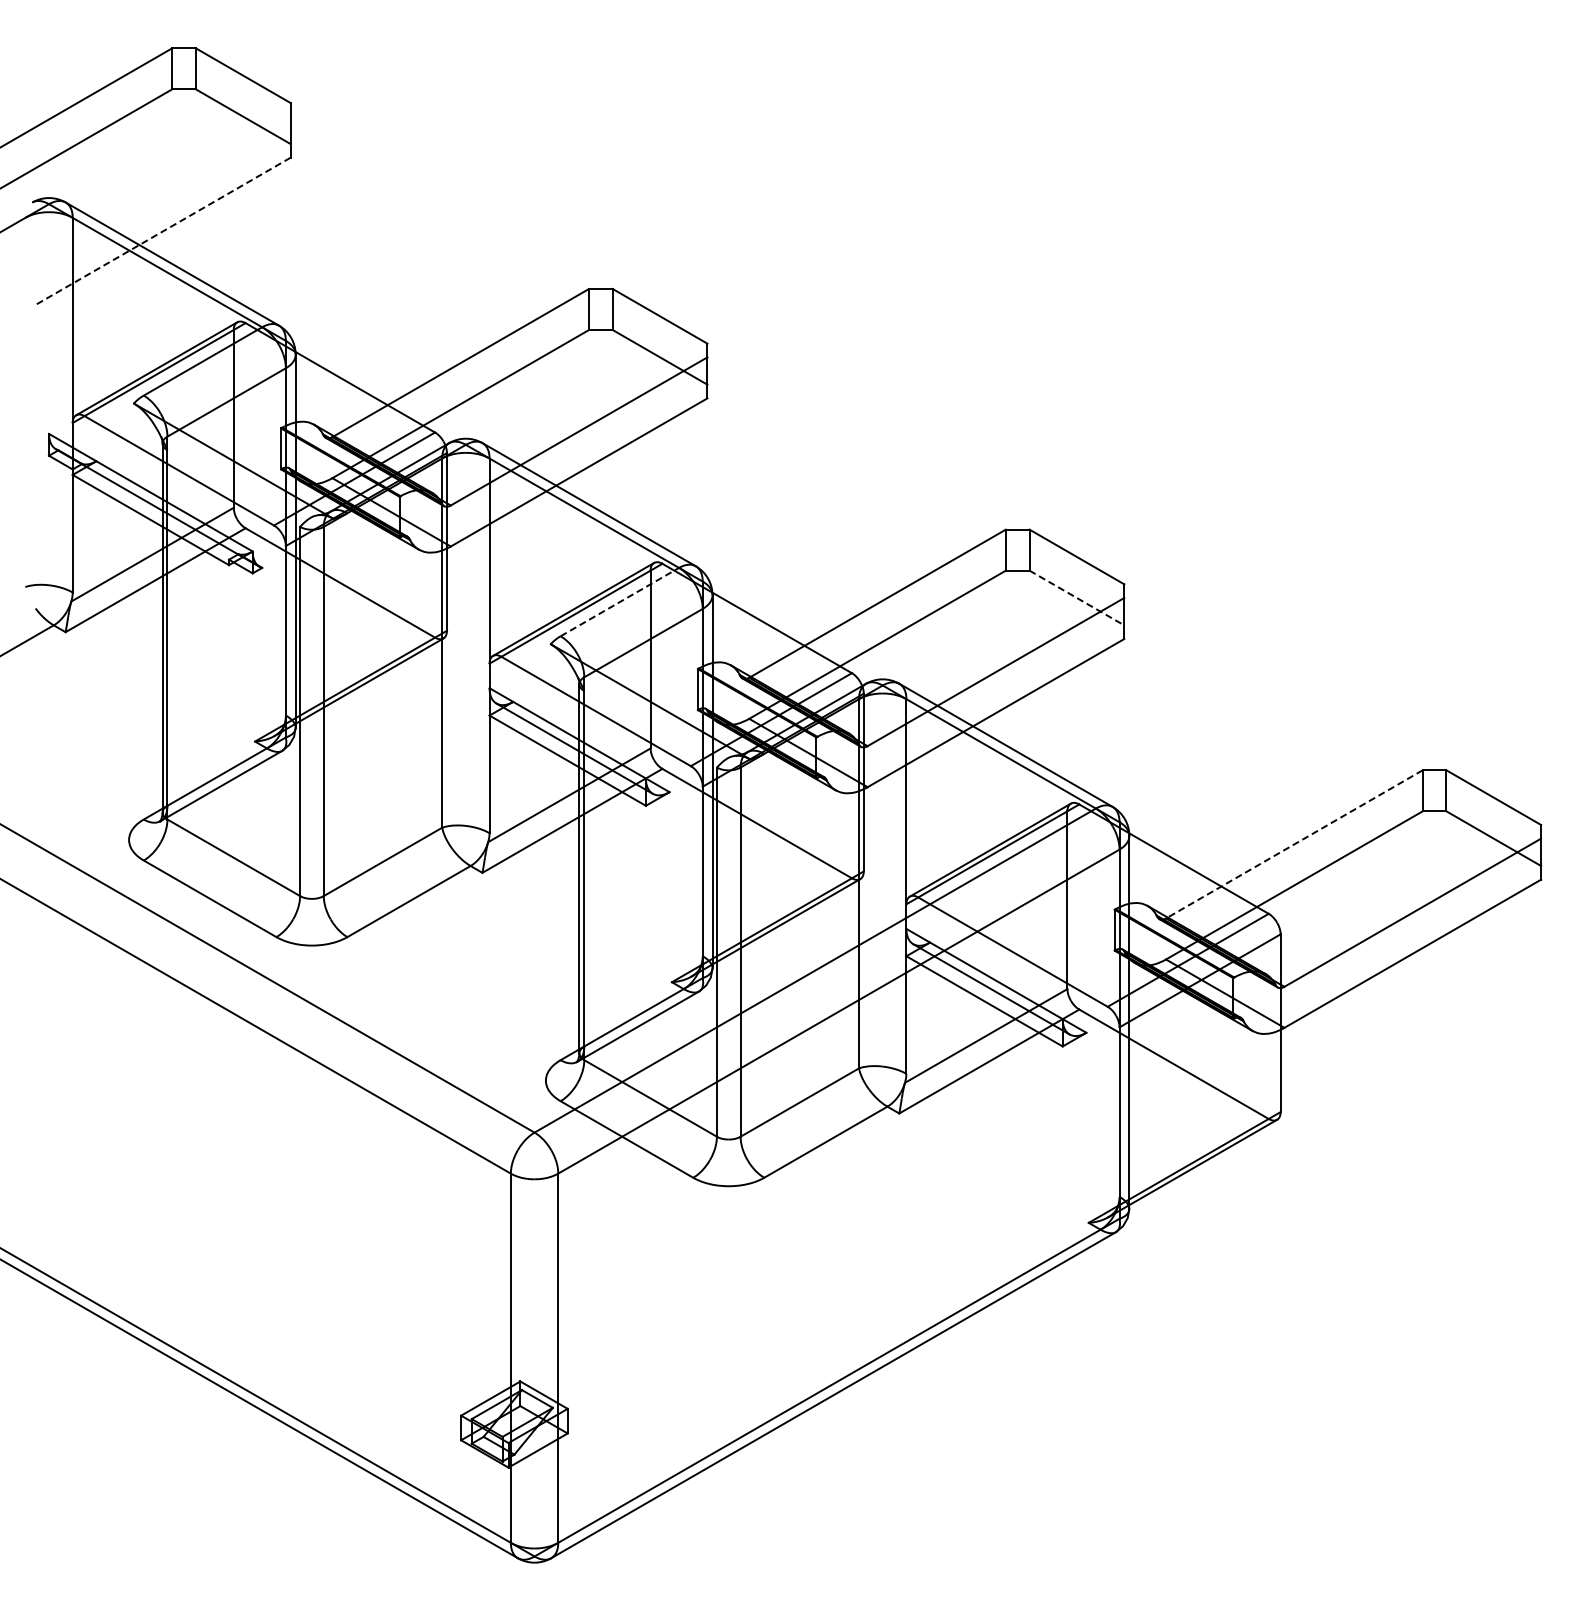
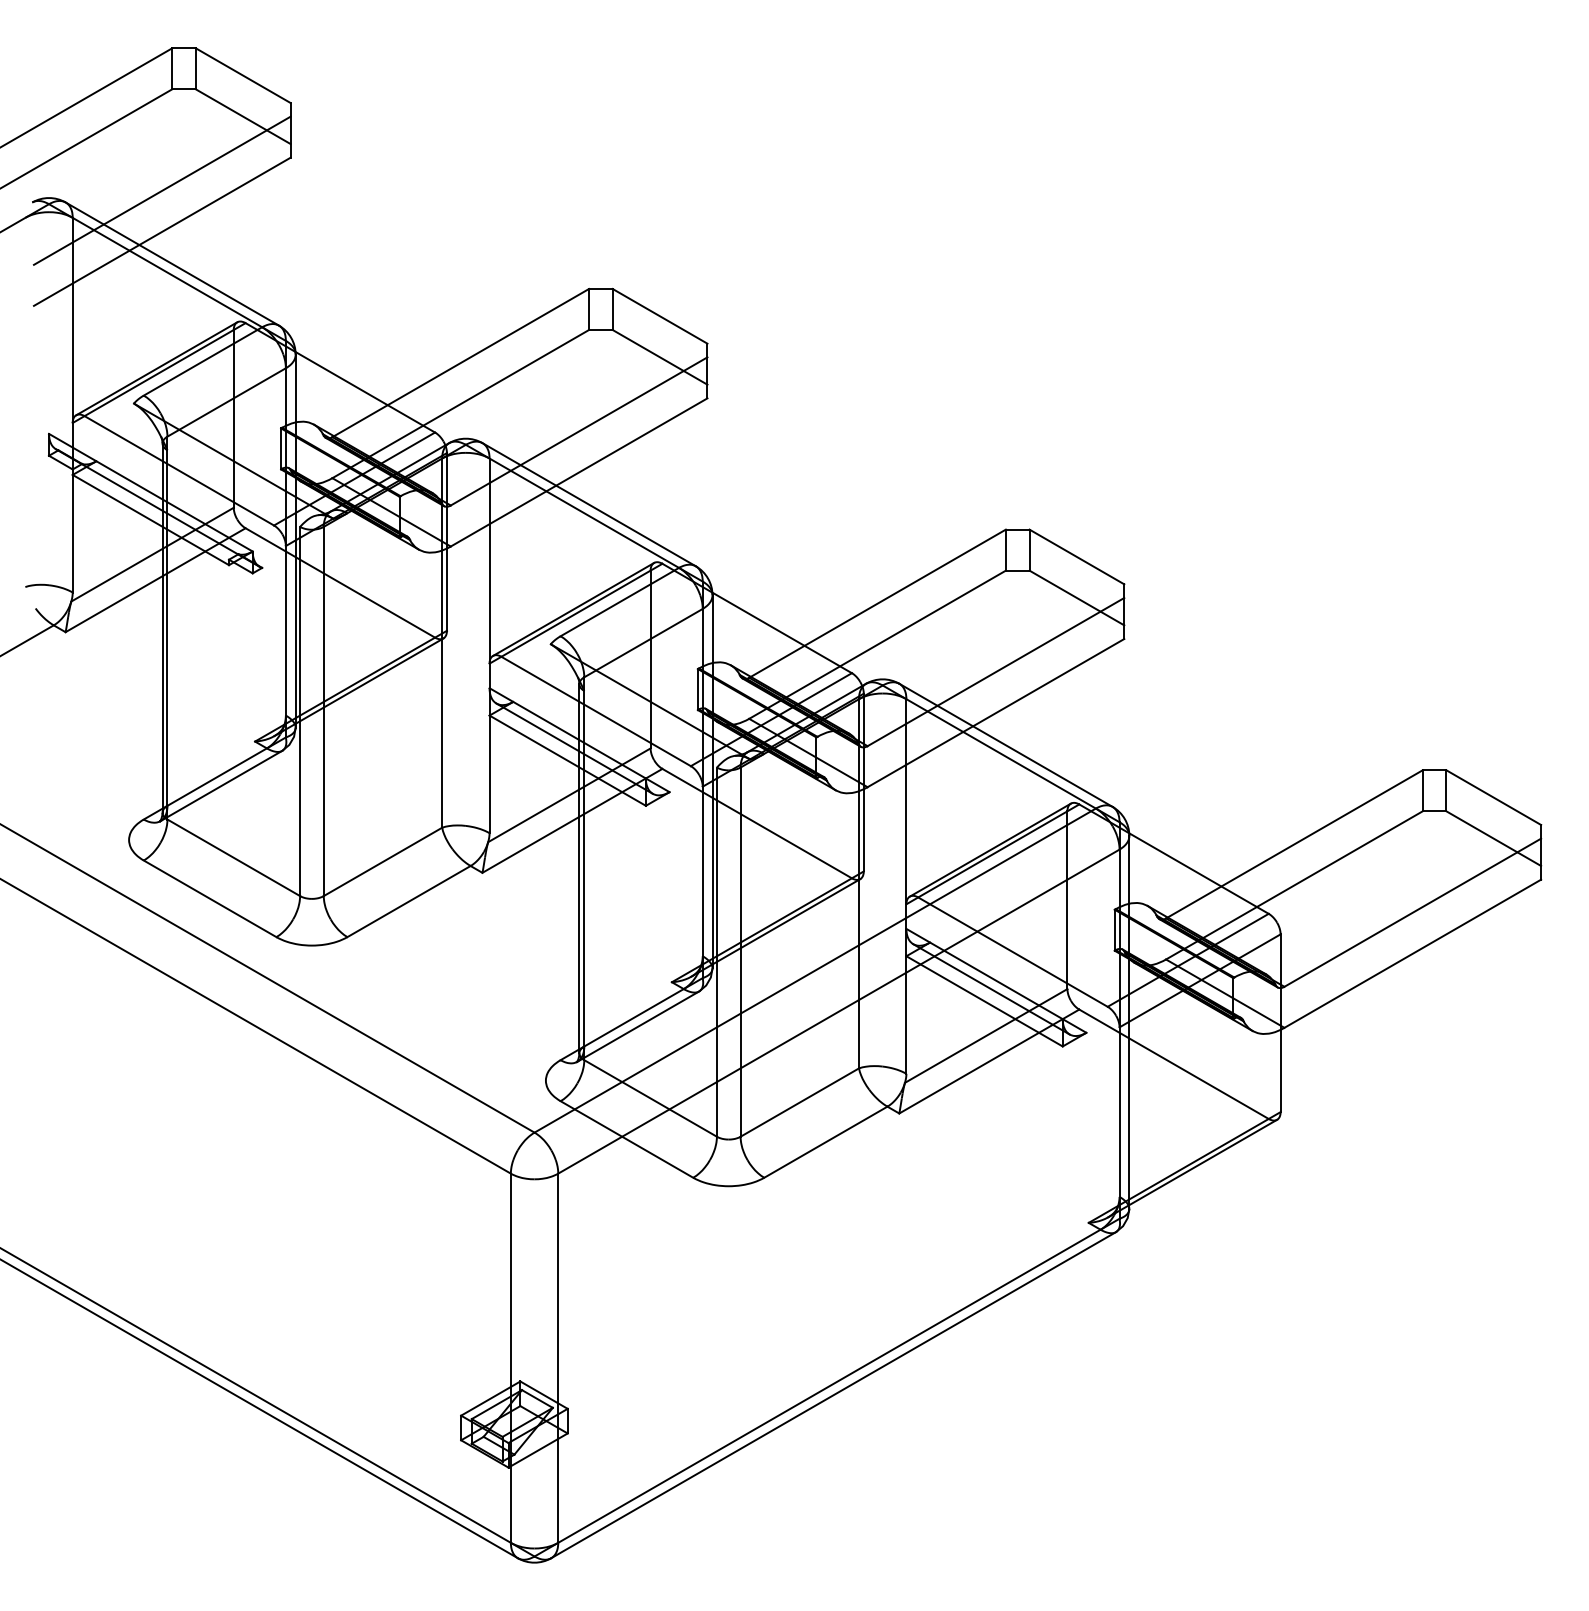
line: none -> present (161, 190)
line: dashed -> solid (161, 232)
line: dashed -> solid (1076, 598)
line: dashed -> solid (620, 601)
line: dashed -> solid (1293, 844)
